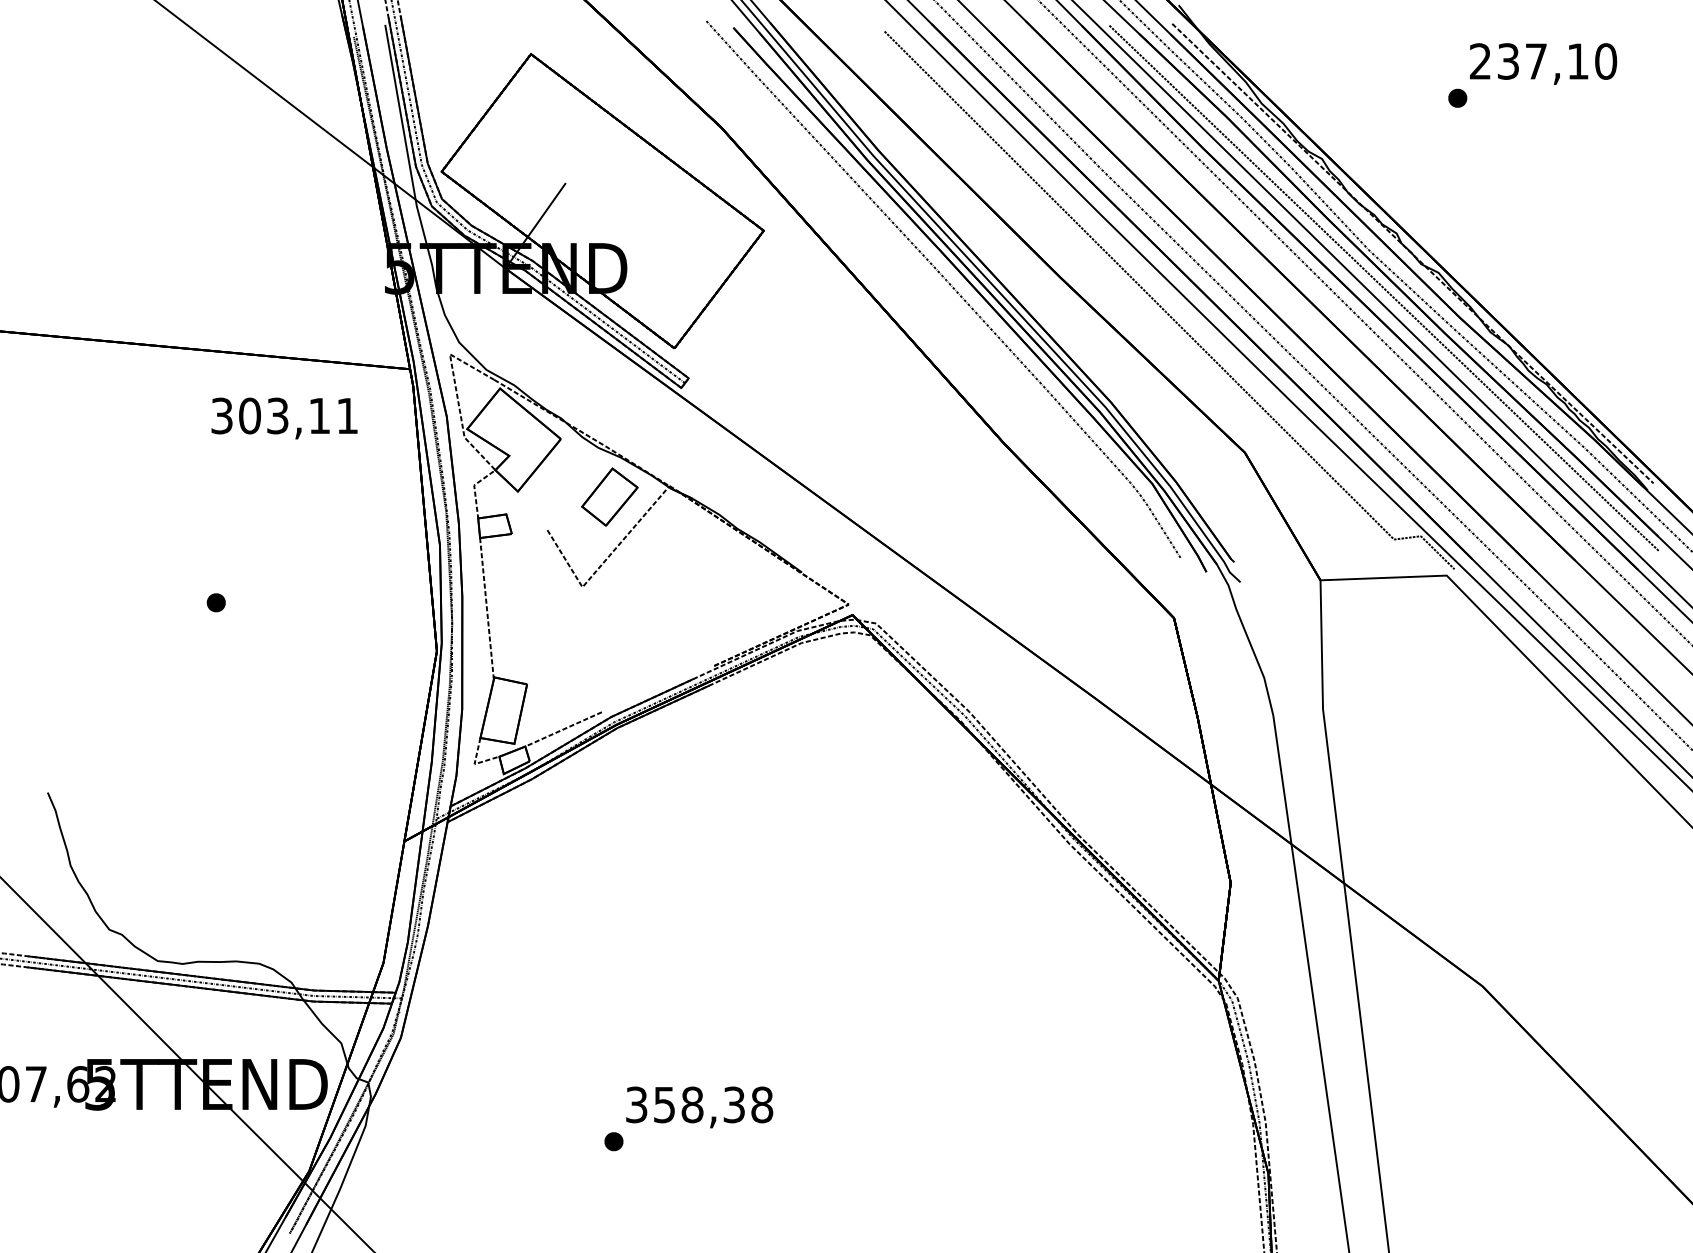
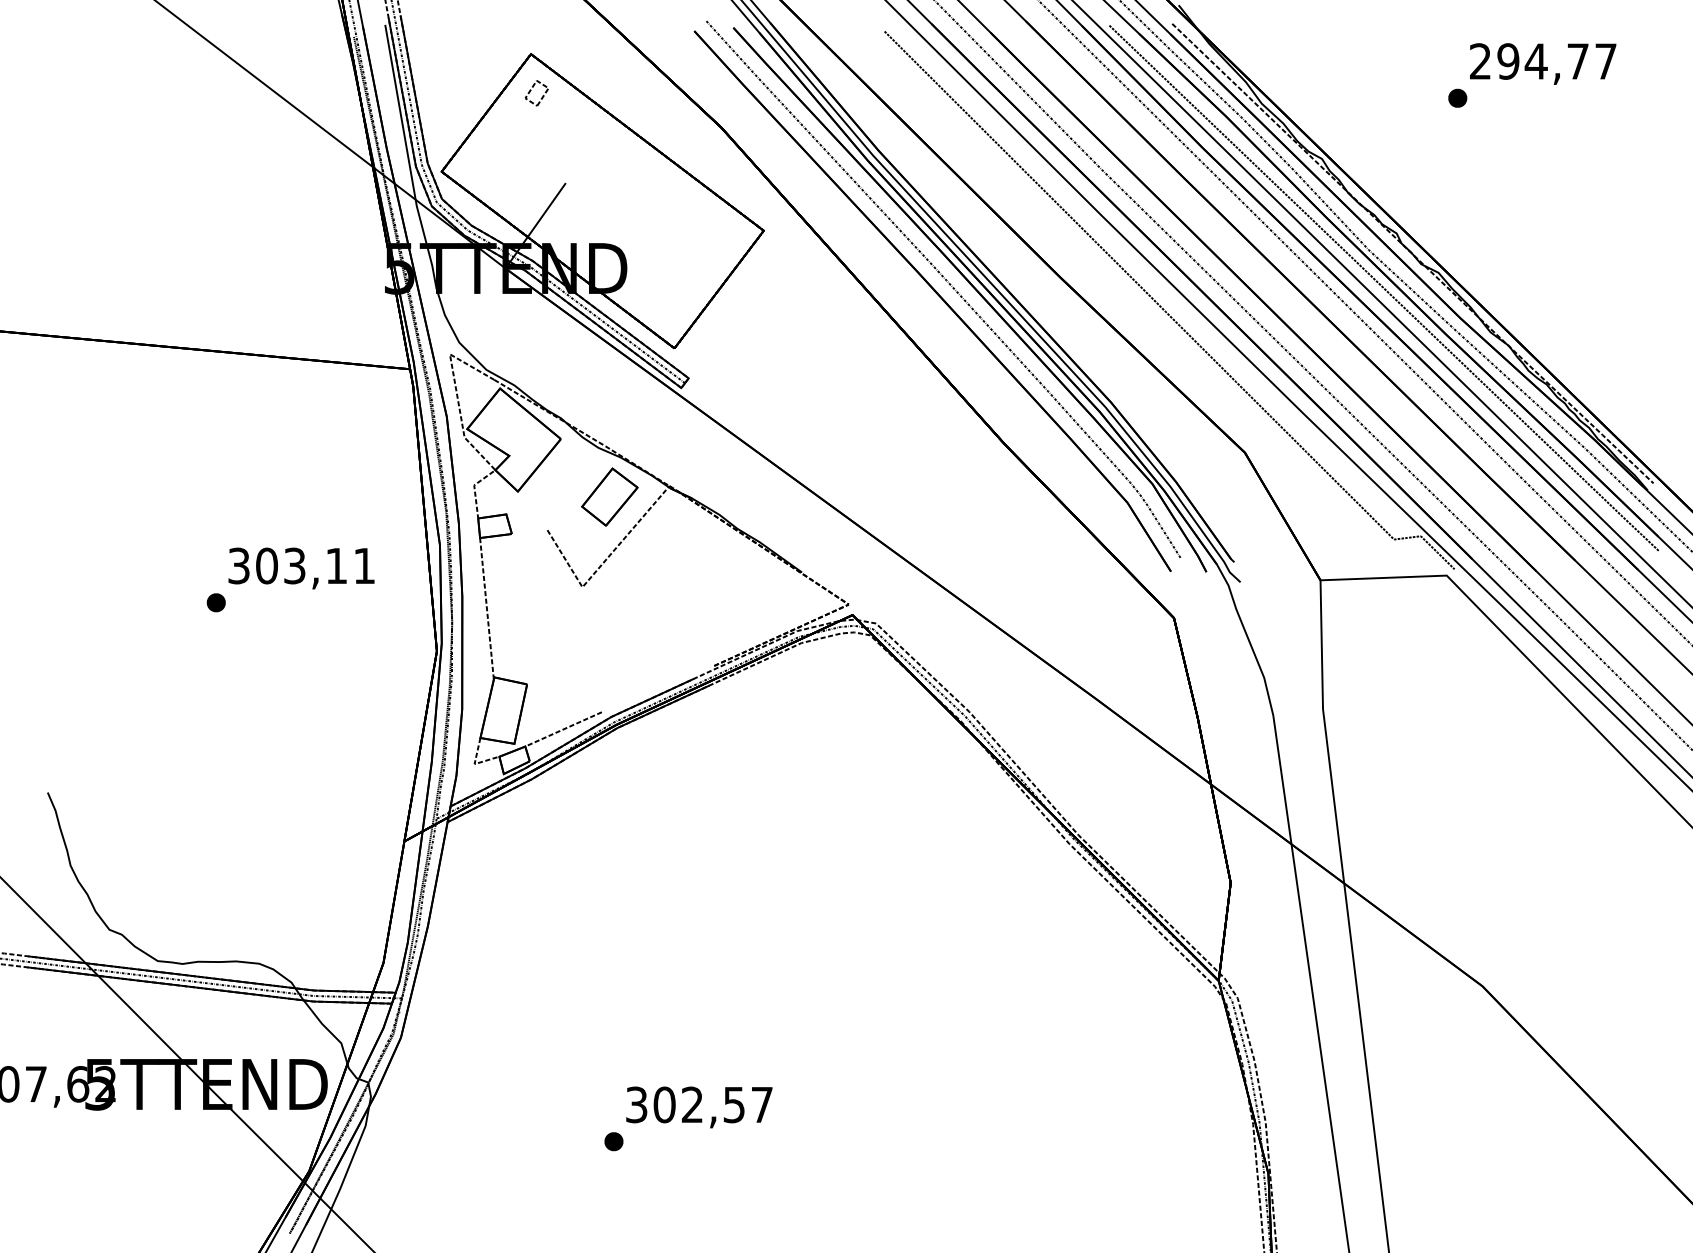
text: 237,10 -> 294,77 (1557, 61)
part: none -> present (536, 93)
part: none -> present (937, 295)
text position: (284, 418) -> (301, 568) (301, 568)
text: 358,38 -> 302,57 (713, 1104)
